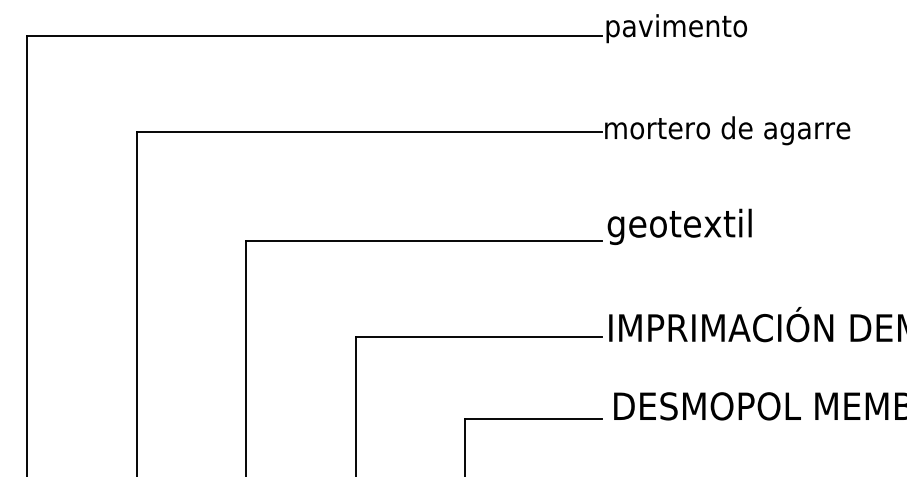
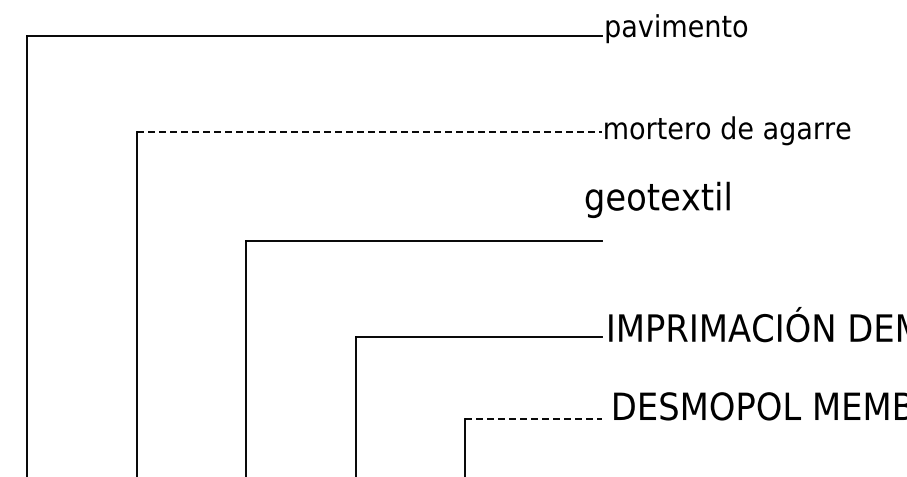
line: solid -> dashed (369, 131)
text position: (679, 226) -> (657, 199) (657, 199)
line: solid -> dashed (534, 419)
